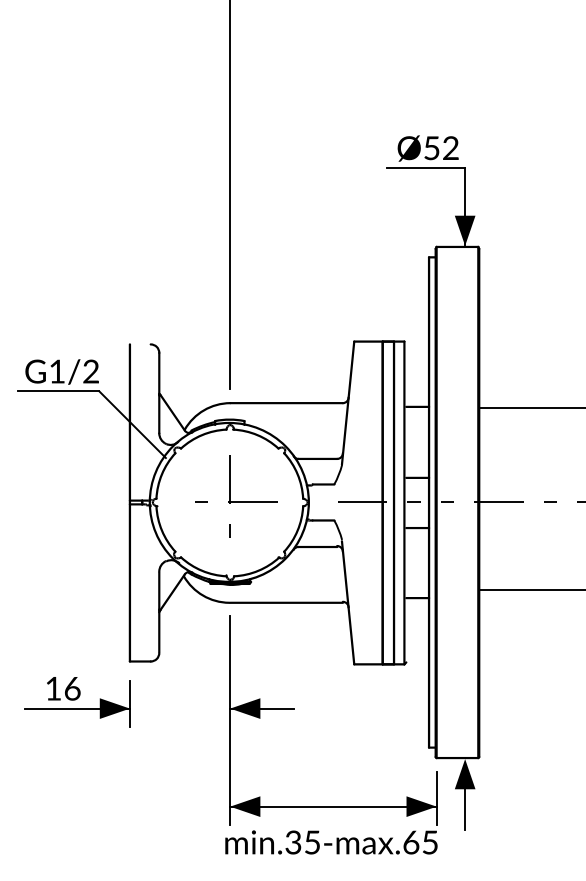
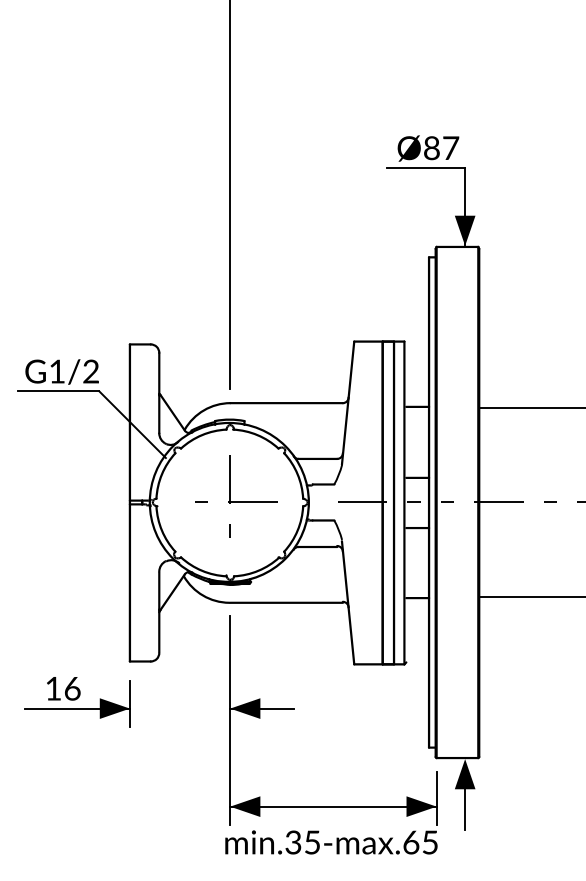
text: Ø52 -> Ø87 (441, 148)
fill: none -> present (139, 344)
line position: (530, 590) -> (530, 597) (530, 597)
